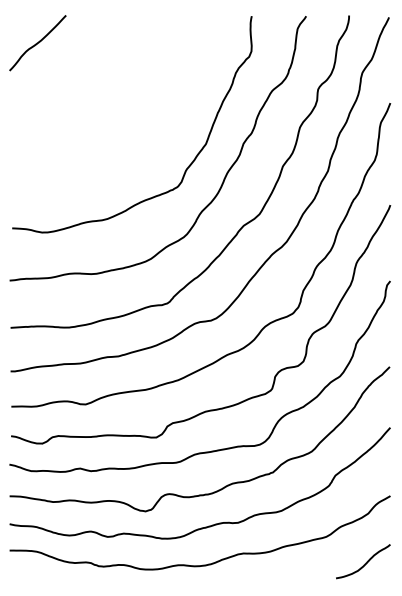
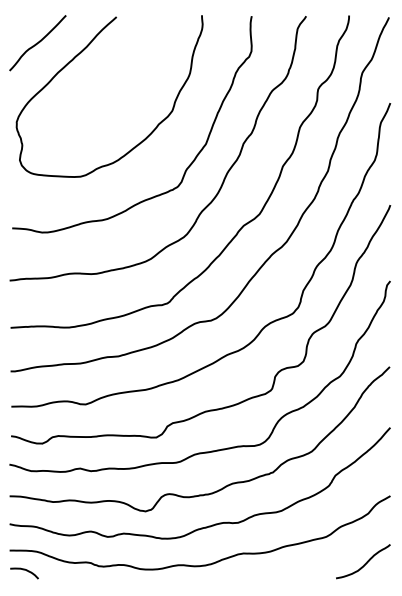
curve: none -> present (73, 60)
curve: none -> present (26, 571)
